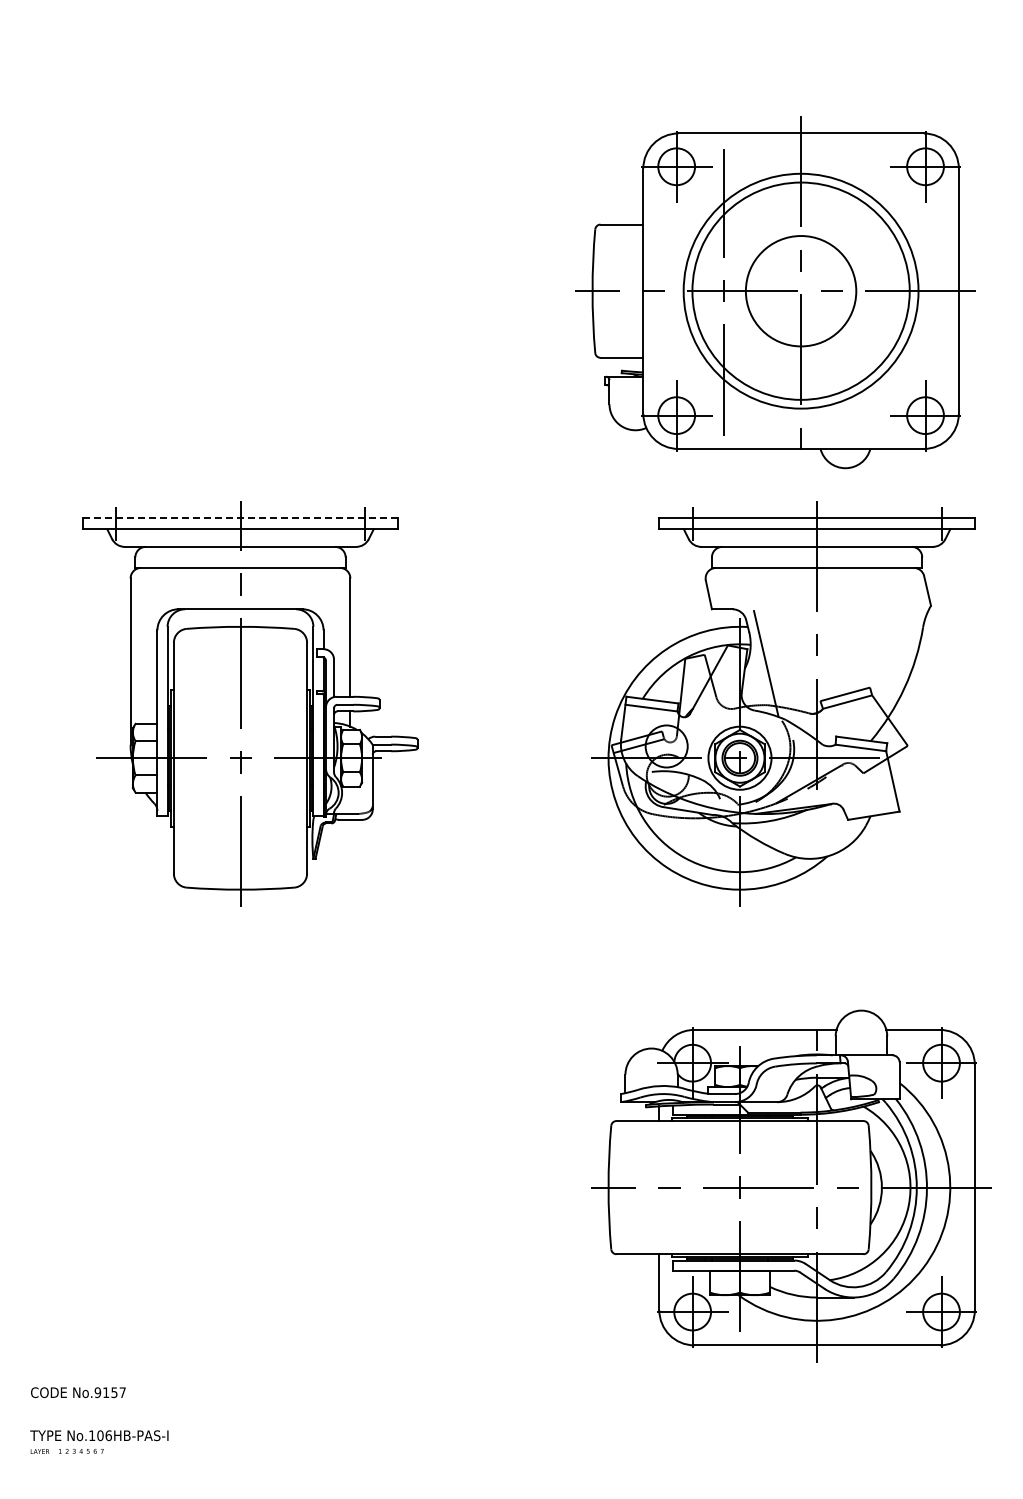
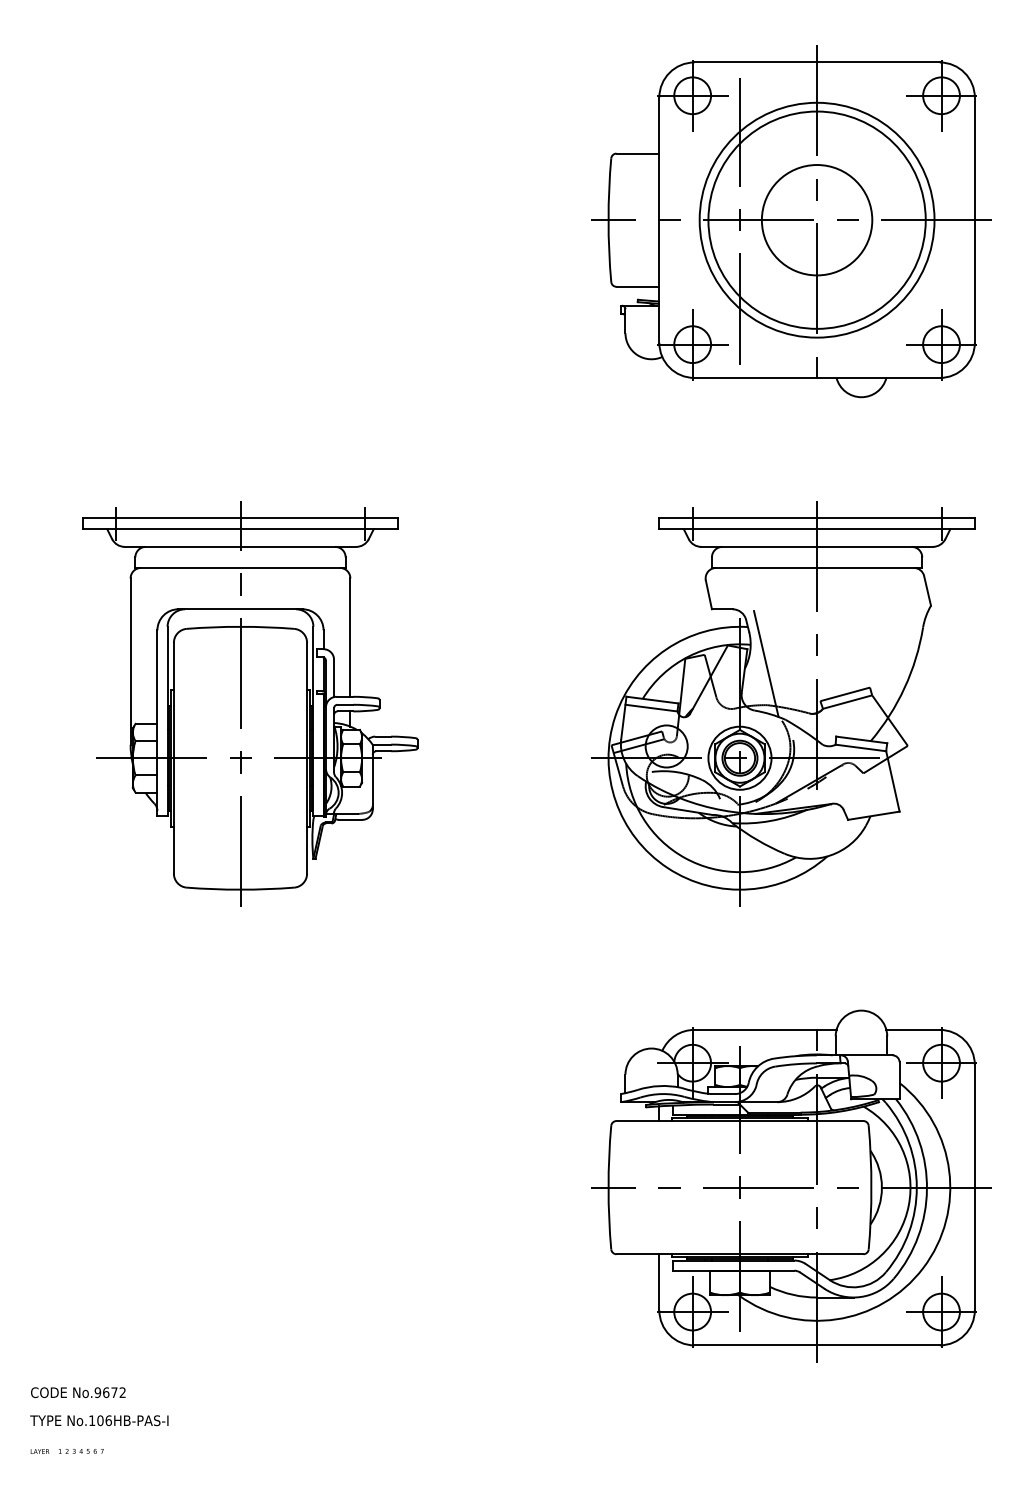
part position: (775, 292) -> (791, 221) (791, 221)
line: dashed -> solid (240, 518)
text: No.9157 -> No.9672 (114, 1392)
text position: (99, 1435) -> (99, 1420) (99, 1420)
